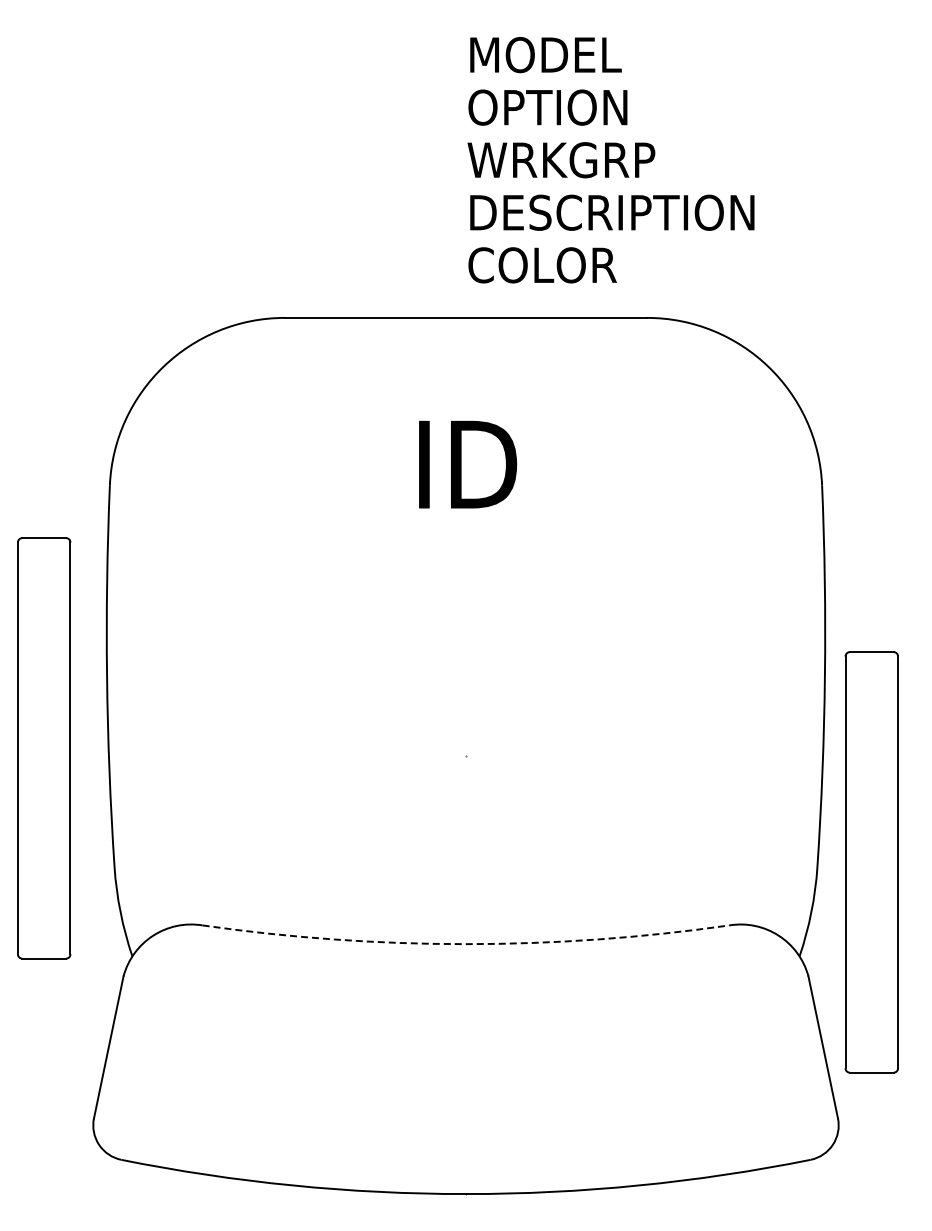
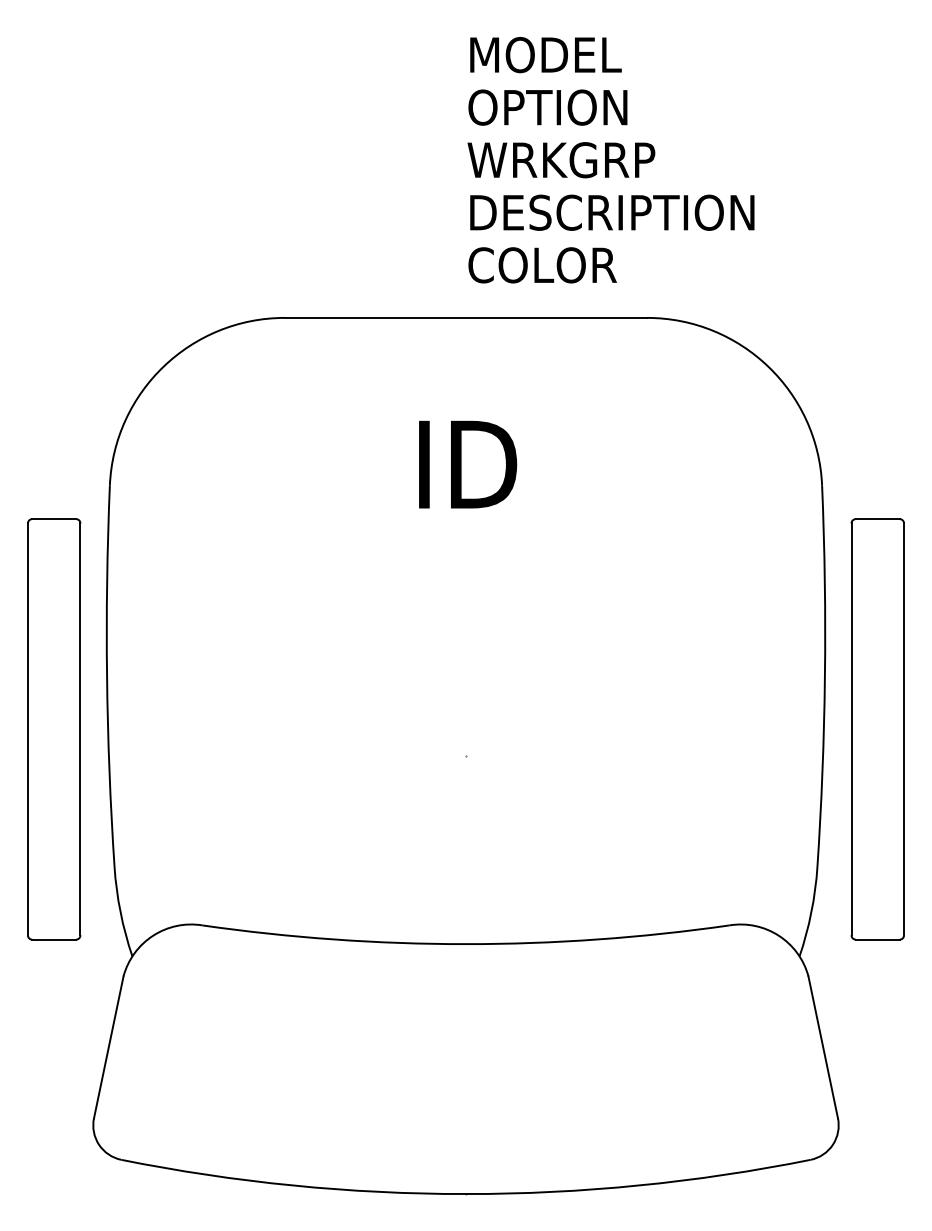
part position: (44, 748) -> (54, 729) (54, 729)
part position: (871, 862) -> (877, 729) (877, 729)
arc: dashed -> solid (465, 944)
